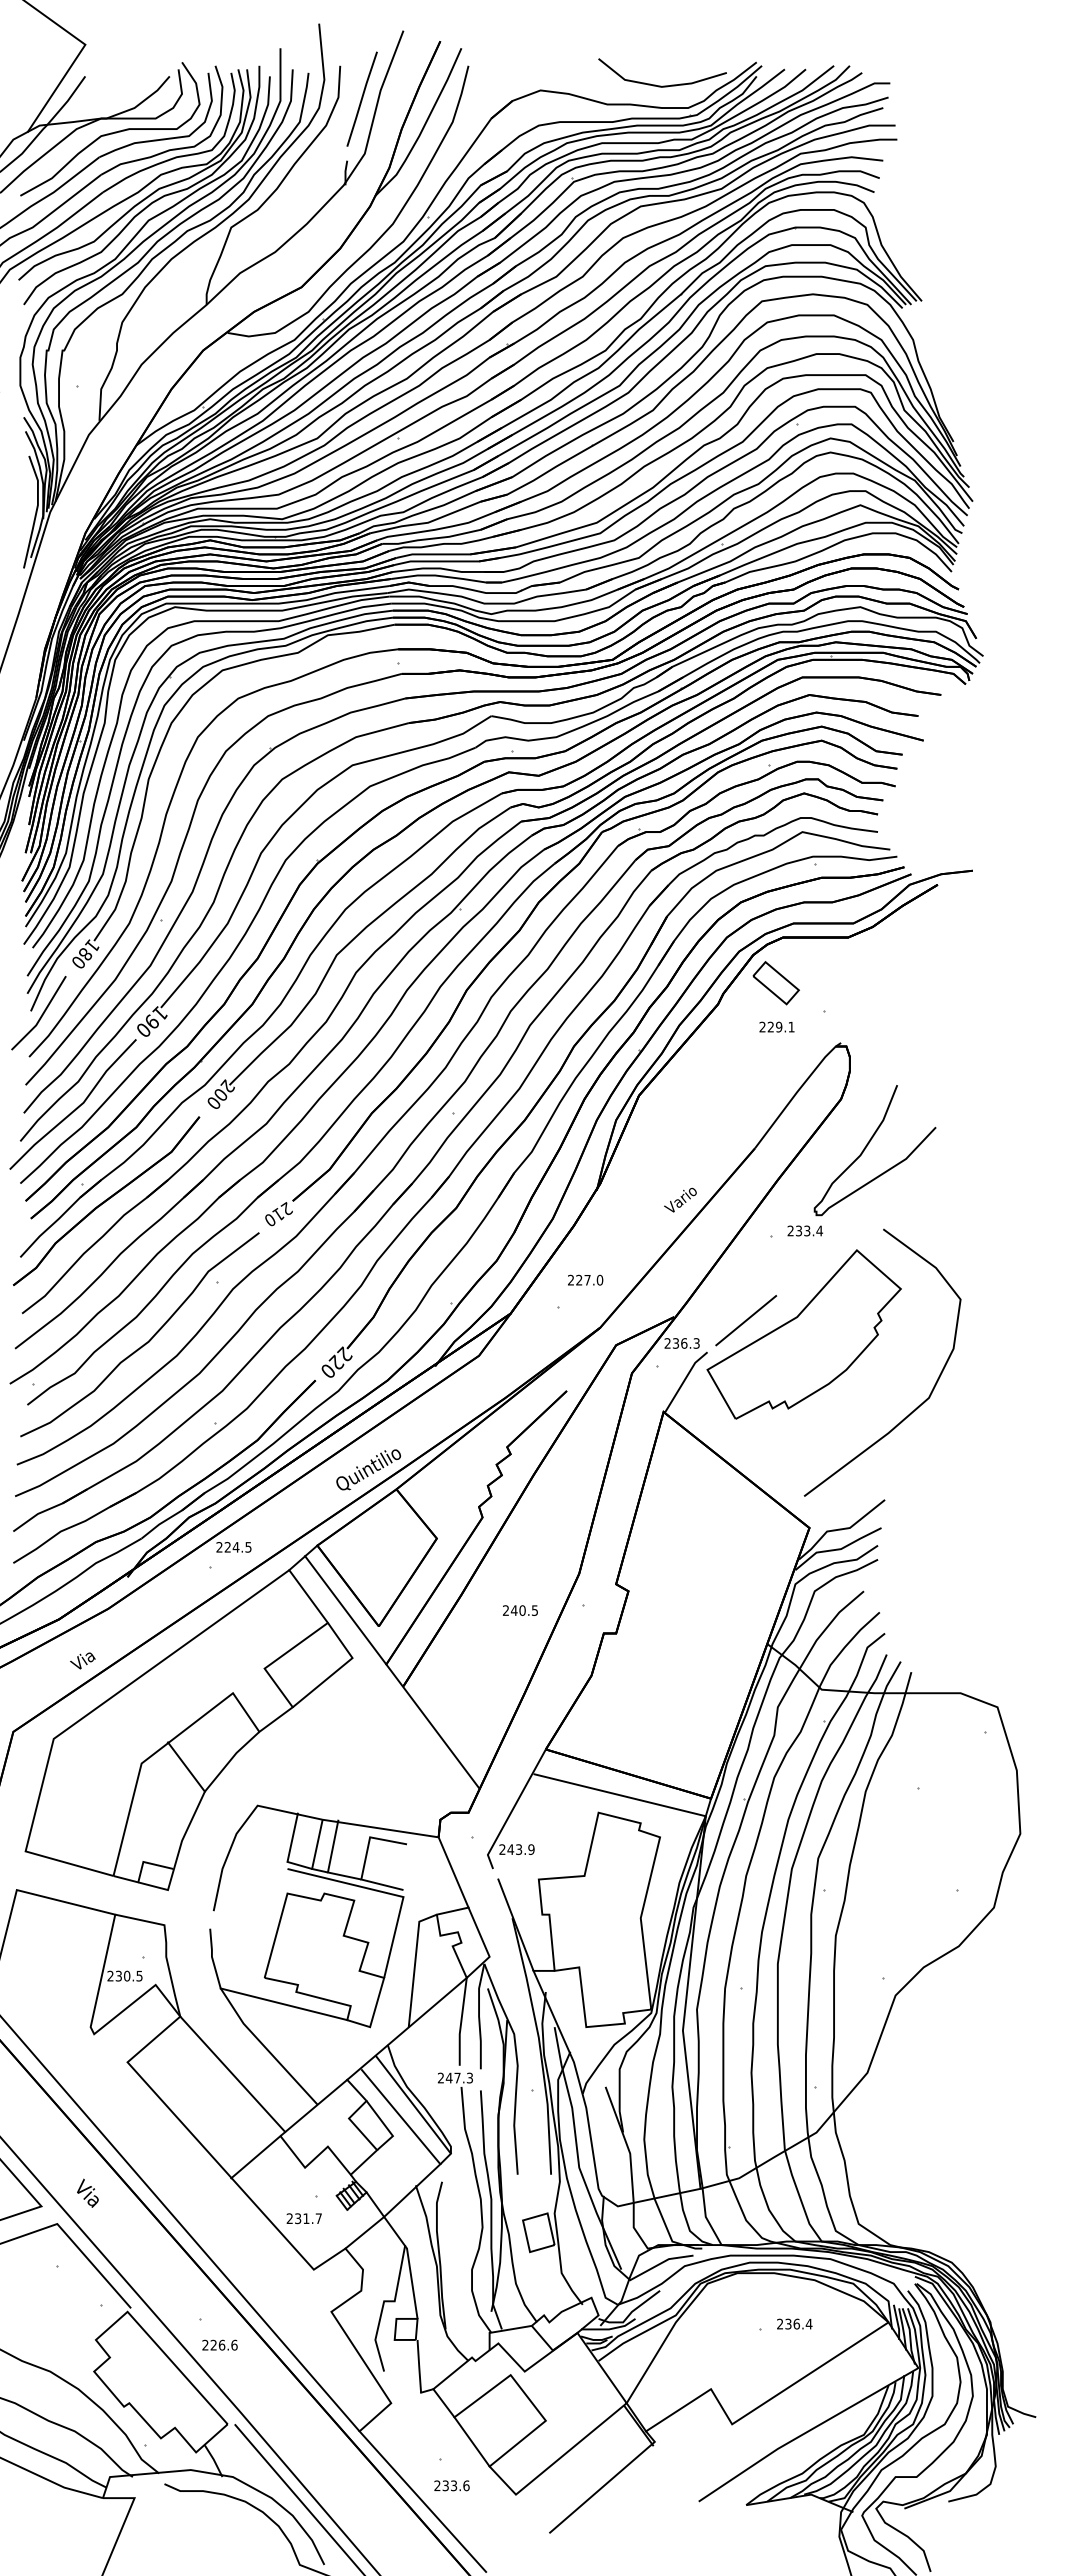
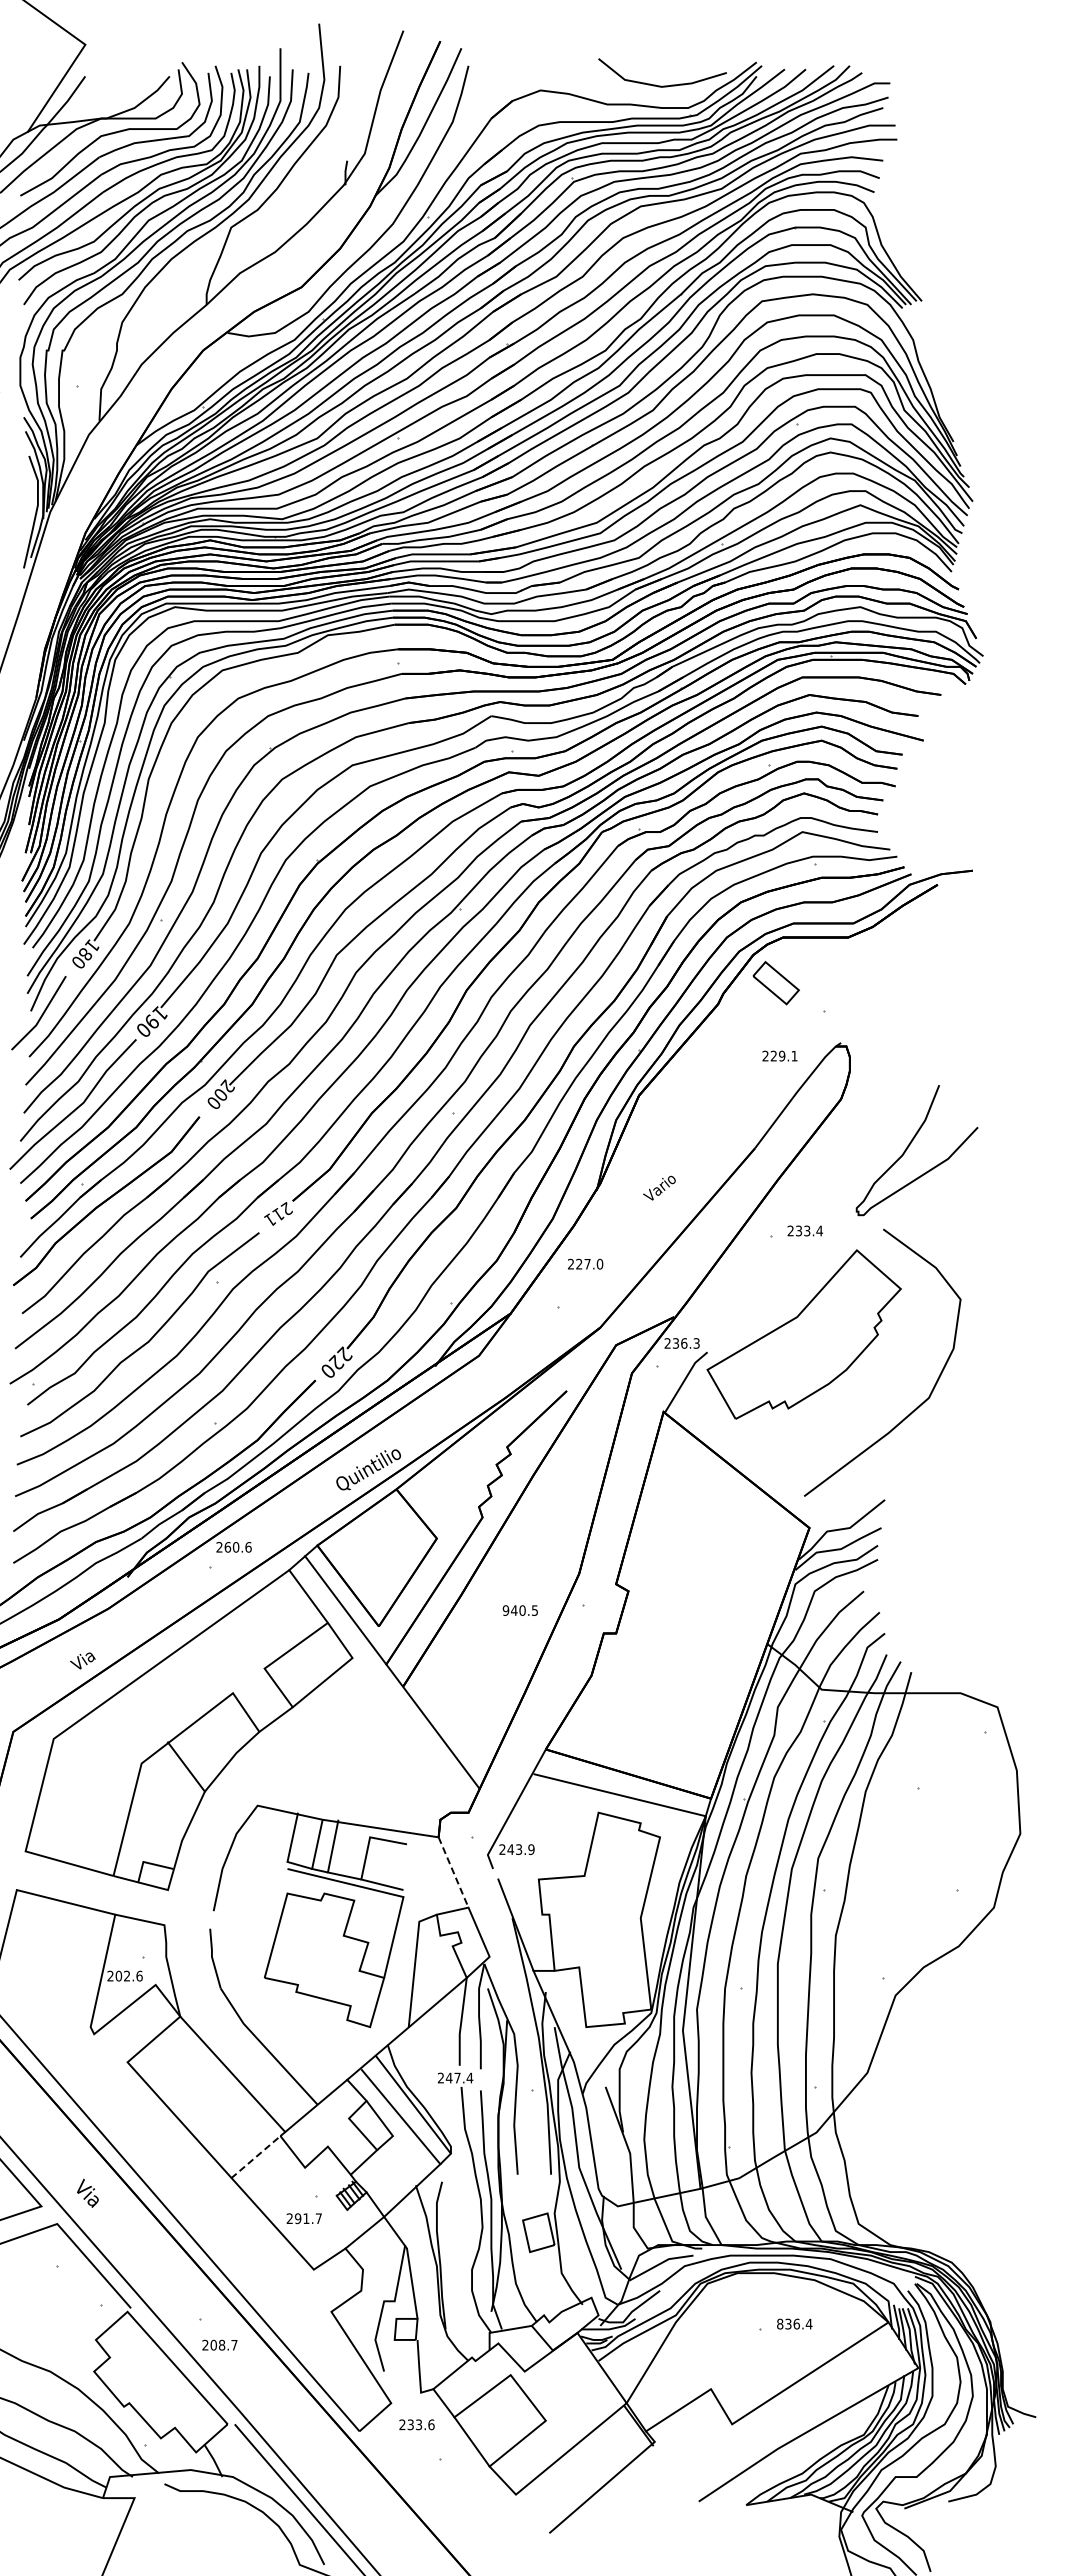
line: present -> none (361, 98)
text position: (776, 1026) -> (779, 1055) (779, 1055)
curve position: (867, 1146) -> (909, 1146) (909, 1146)
text position: (680, 1199) -> (659, 1187) (659, 1187)
text: 210 -> 211 (269, 1219)
text position: (585, 1279) -> (585, 1263) (585, 1263)
line: present -> none (746, 1320)
text: 224.5 -> 260.6 (237, 1547)
text: 240.5 -> 940.5 (505, 1610)
line: solid -> dashed (453, 1872)
text: 230.5 -> 202.6 (128, 1975)
line: present -> none (283, 2004)
text: 247.3 -> 247.4 (469, 2077)
line: solid -> dashed (256, 2156)
text: 231.7 -> 291.7 (297, 2218)
text: 236.4 -> 836.4 (780, 2324)
text: 226.6 -> 208.7 (223, 2344)
text position: (451, 2485) -> (416, 2424) (416, 2424)
line: present -> none (422, 2501)
